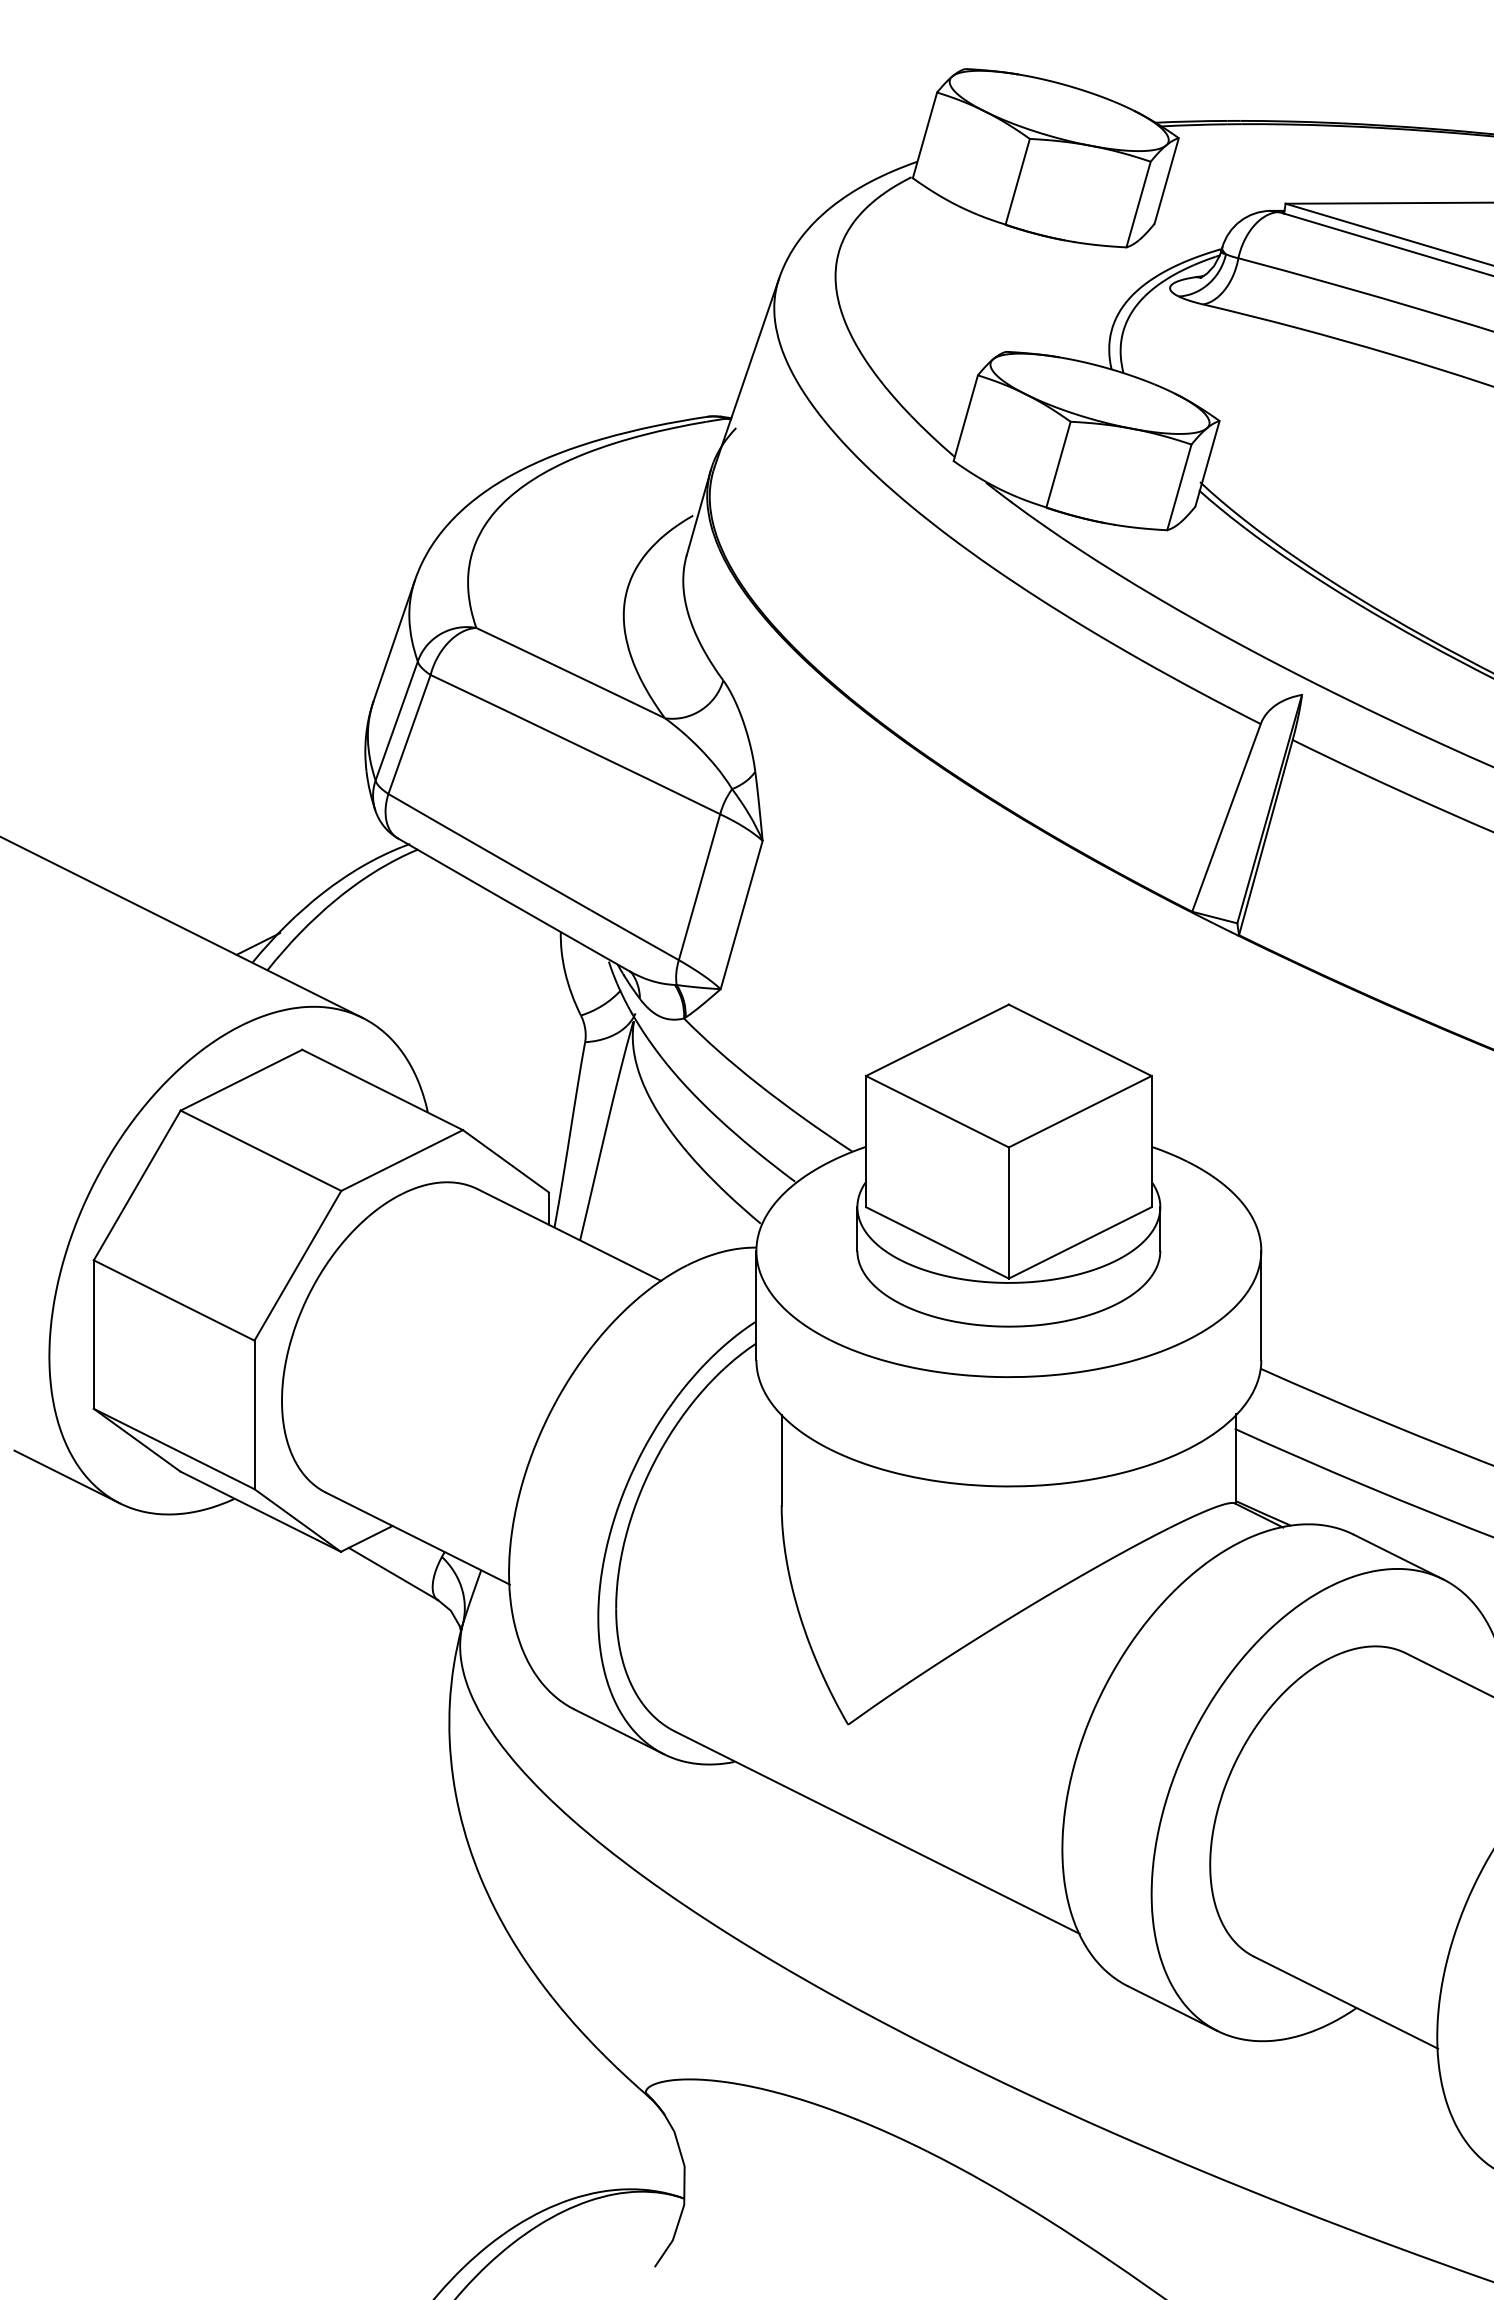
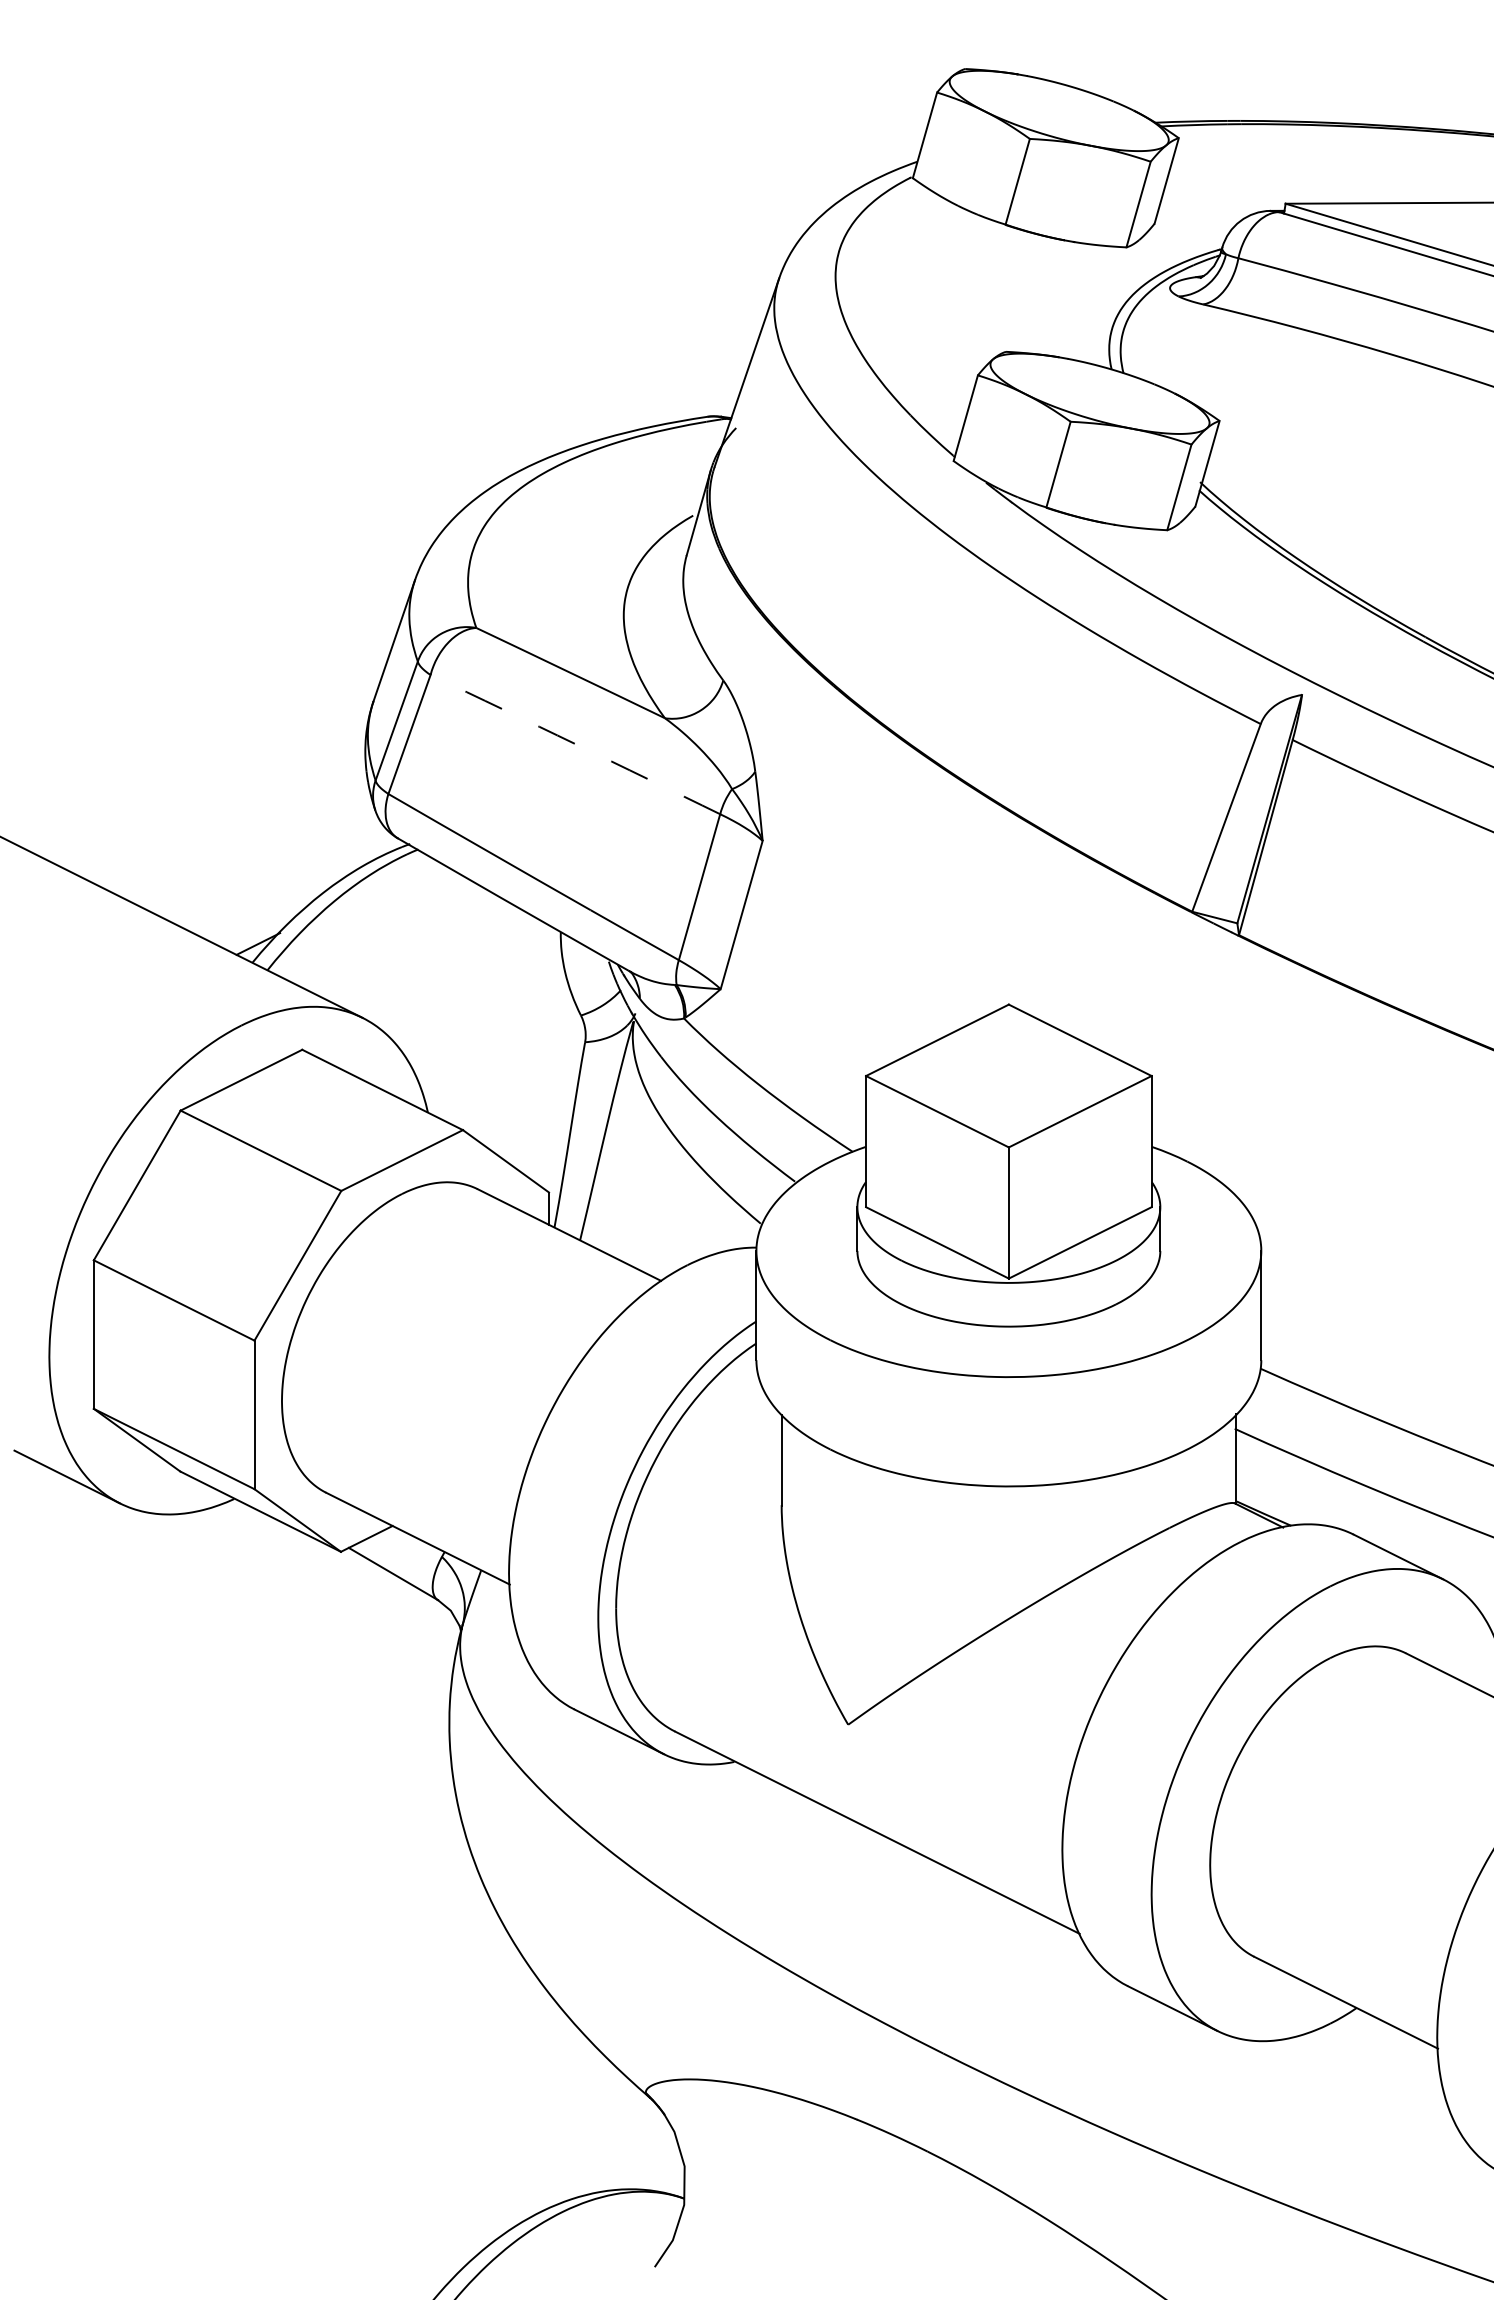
arc: solid -> dashed (575, 744)
